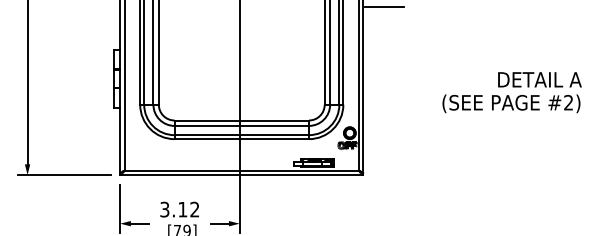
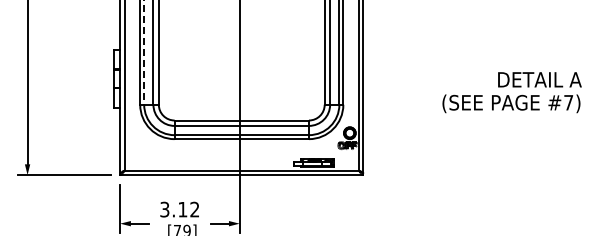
line: present -> none (384, 7)
line: solid -> dashed (144, 52)
text: #2) -> #7) (568, 102)
